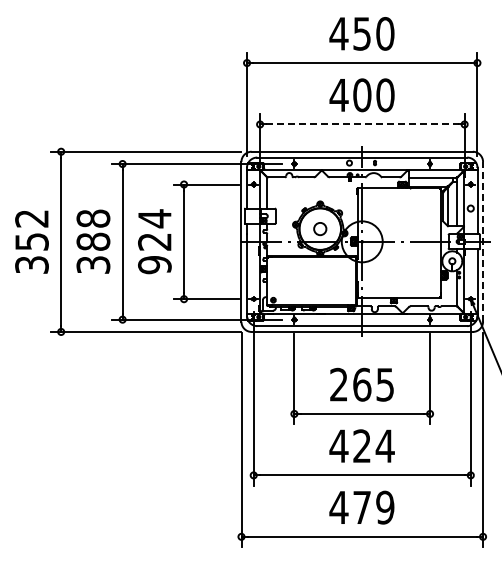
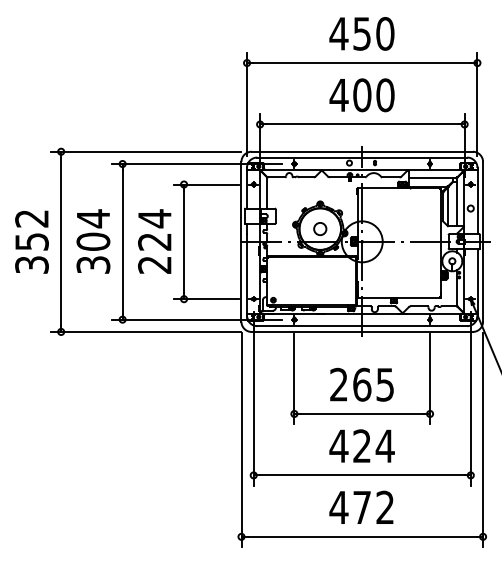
line: dashed -> solid (362, 124)
text: 388 -> 304 (93, 229)
line: dashed -> solid (483, 241)
text: 924 -> 224 (154, 265)
text: 479 -> 472 (385, 507)
